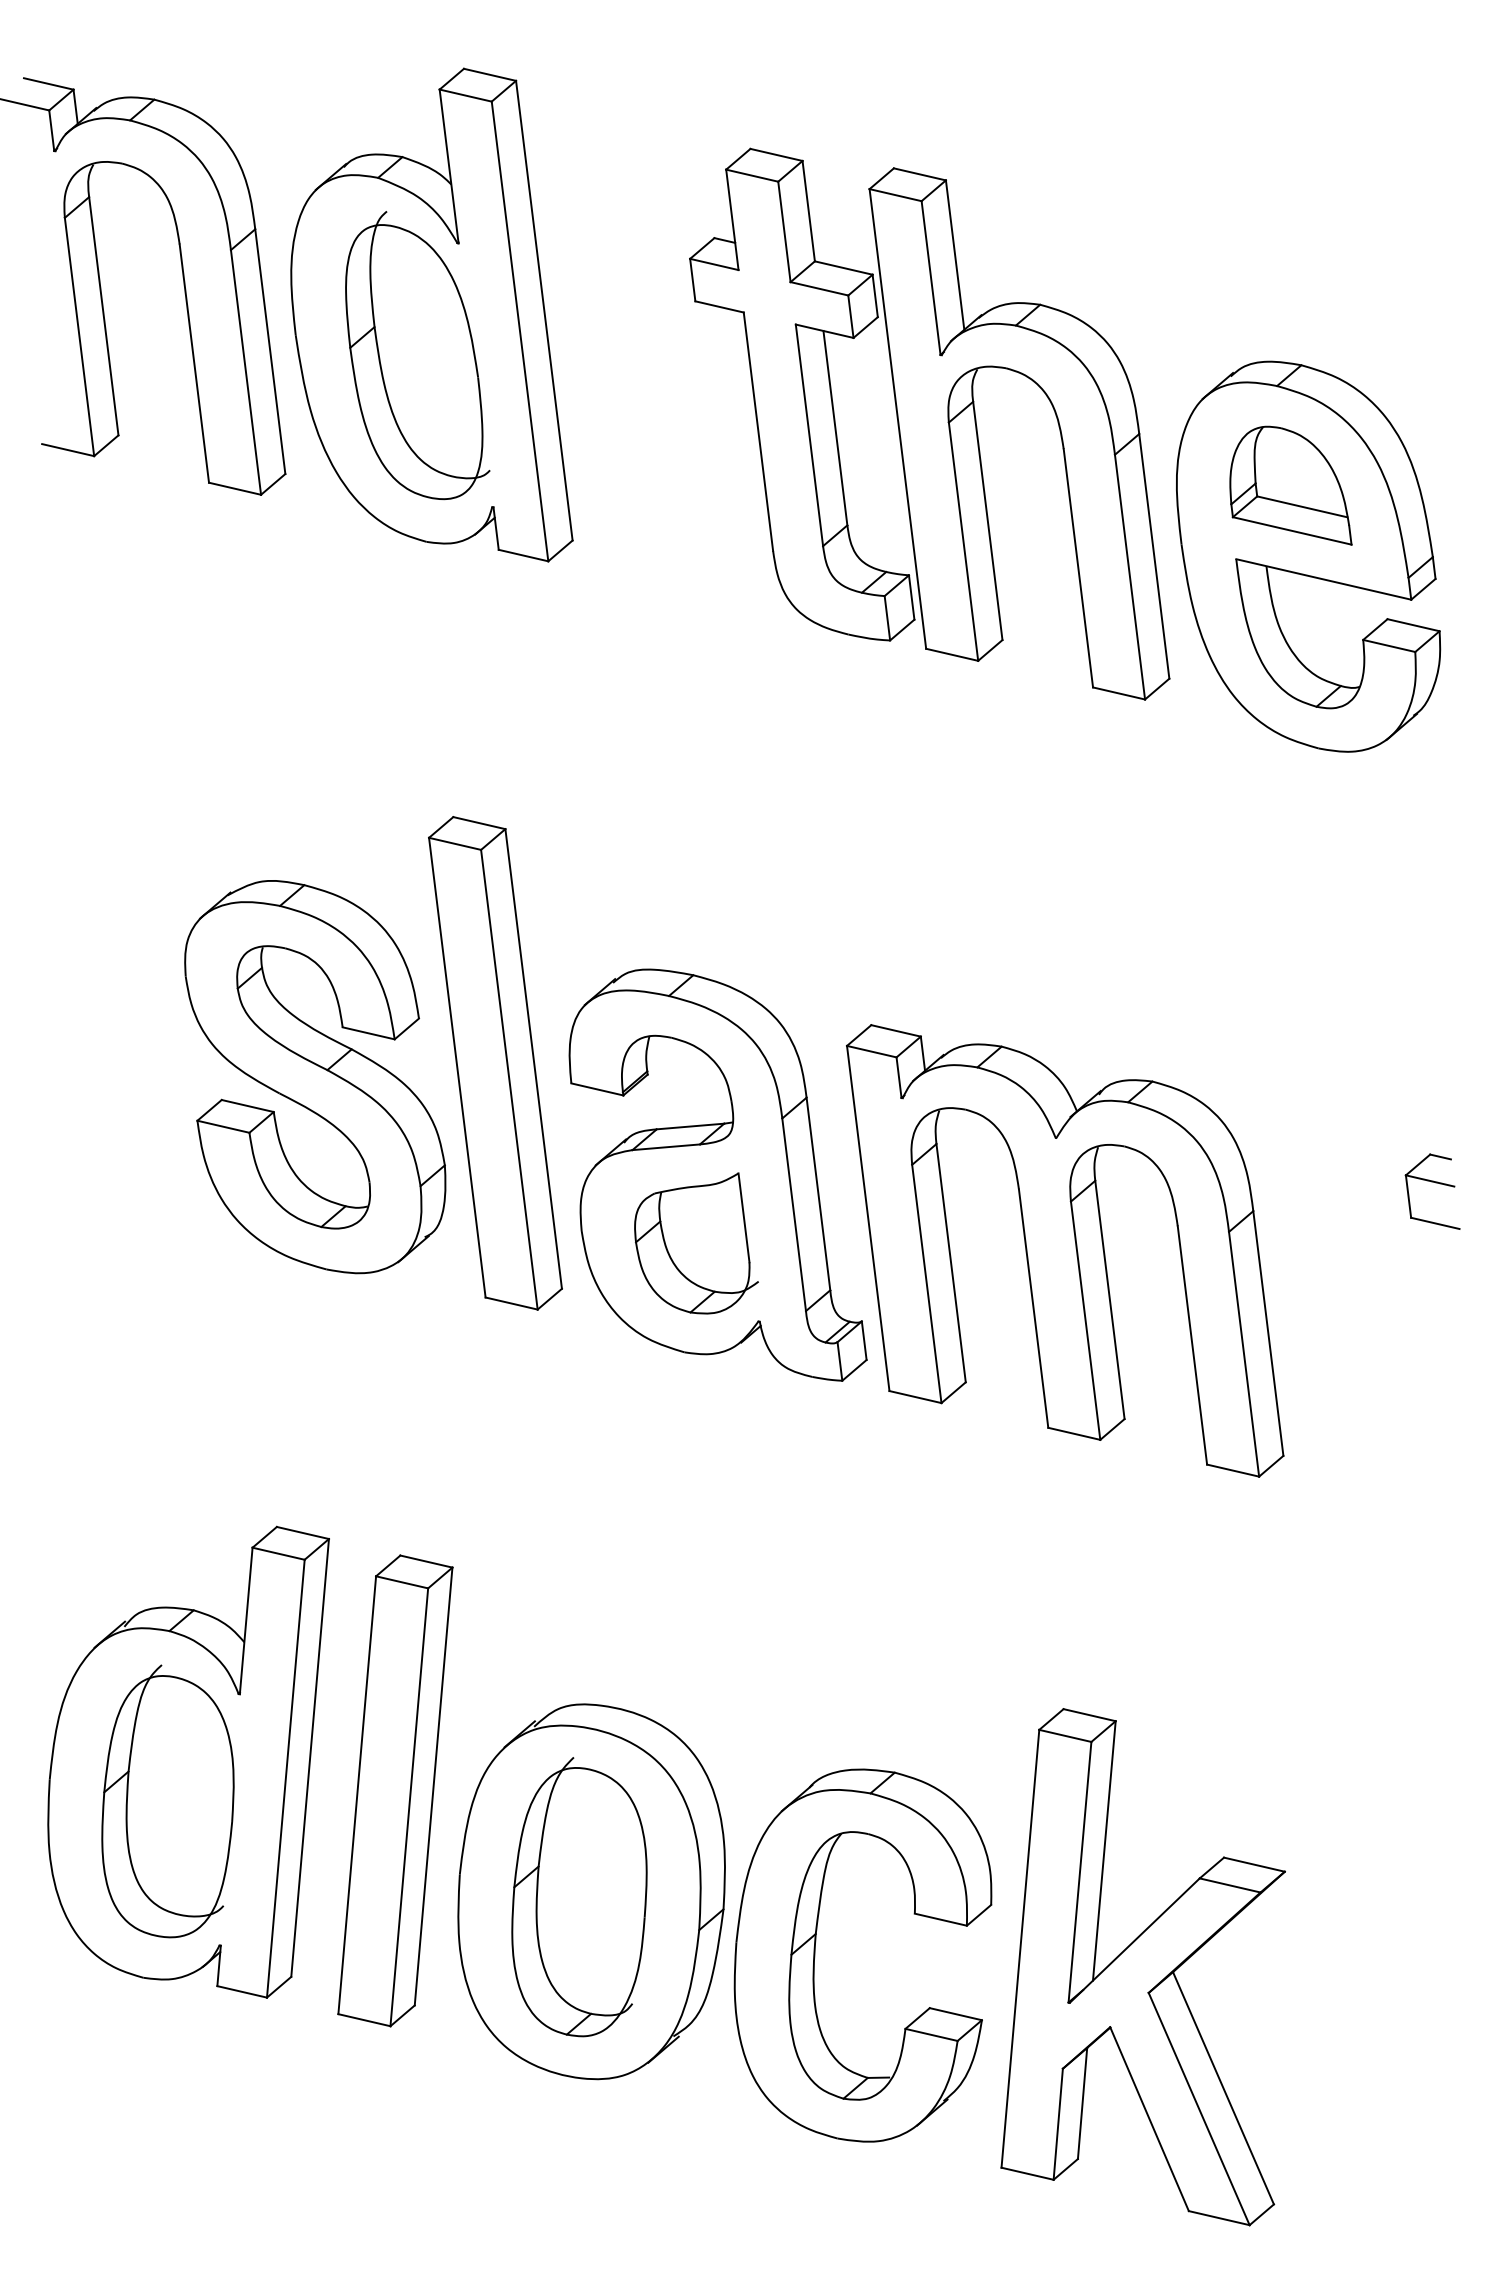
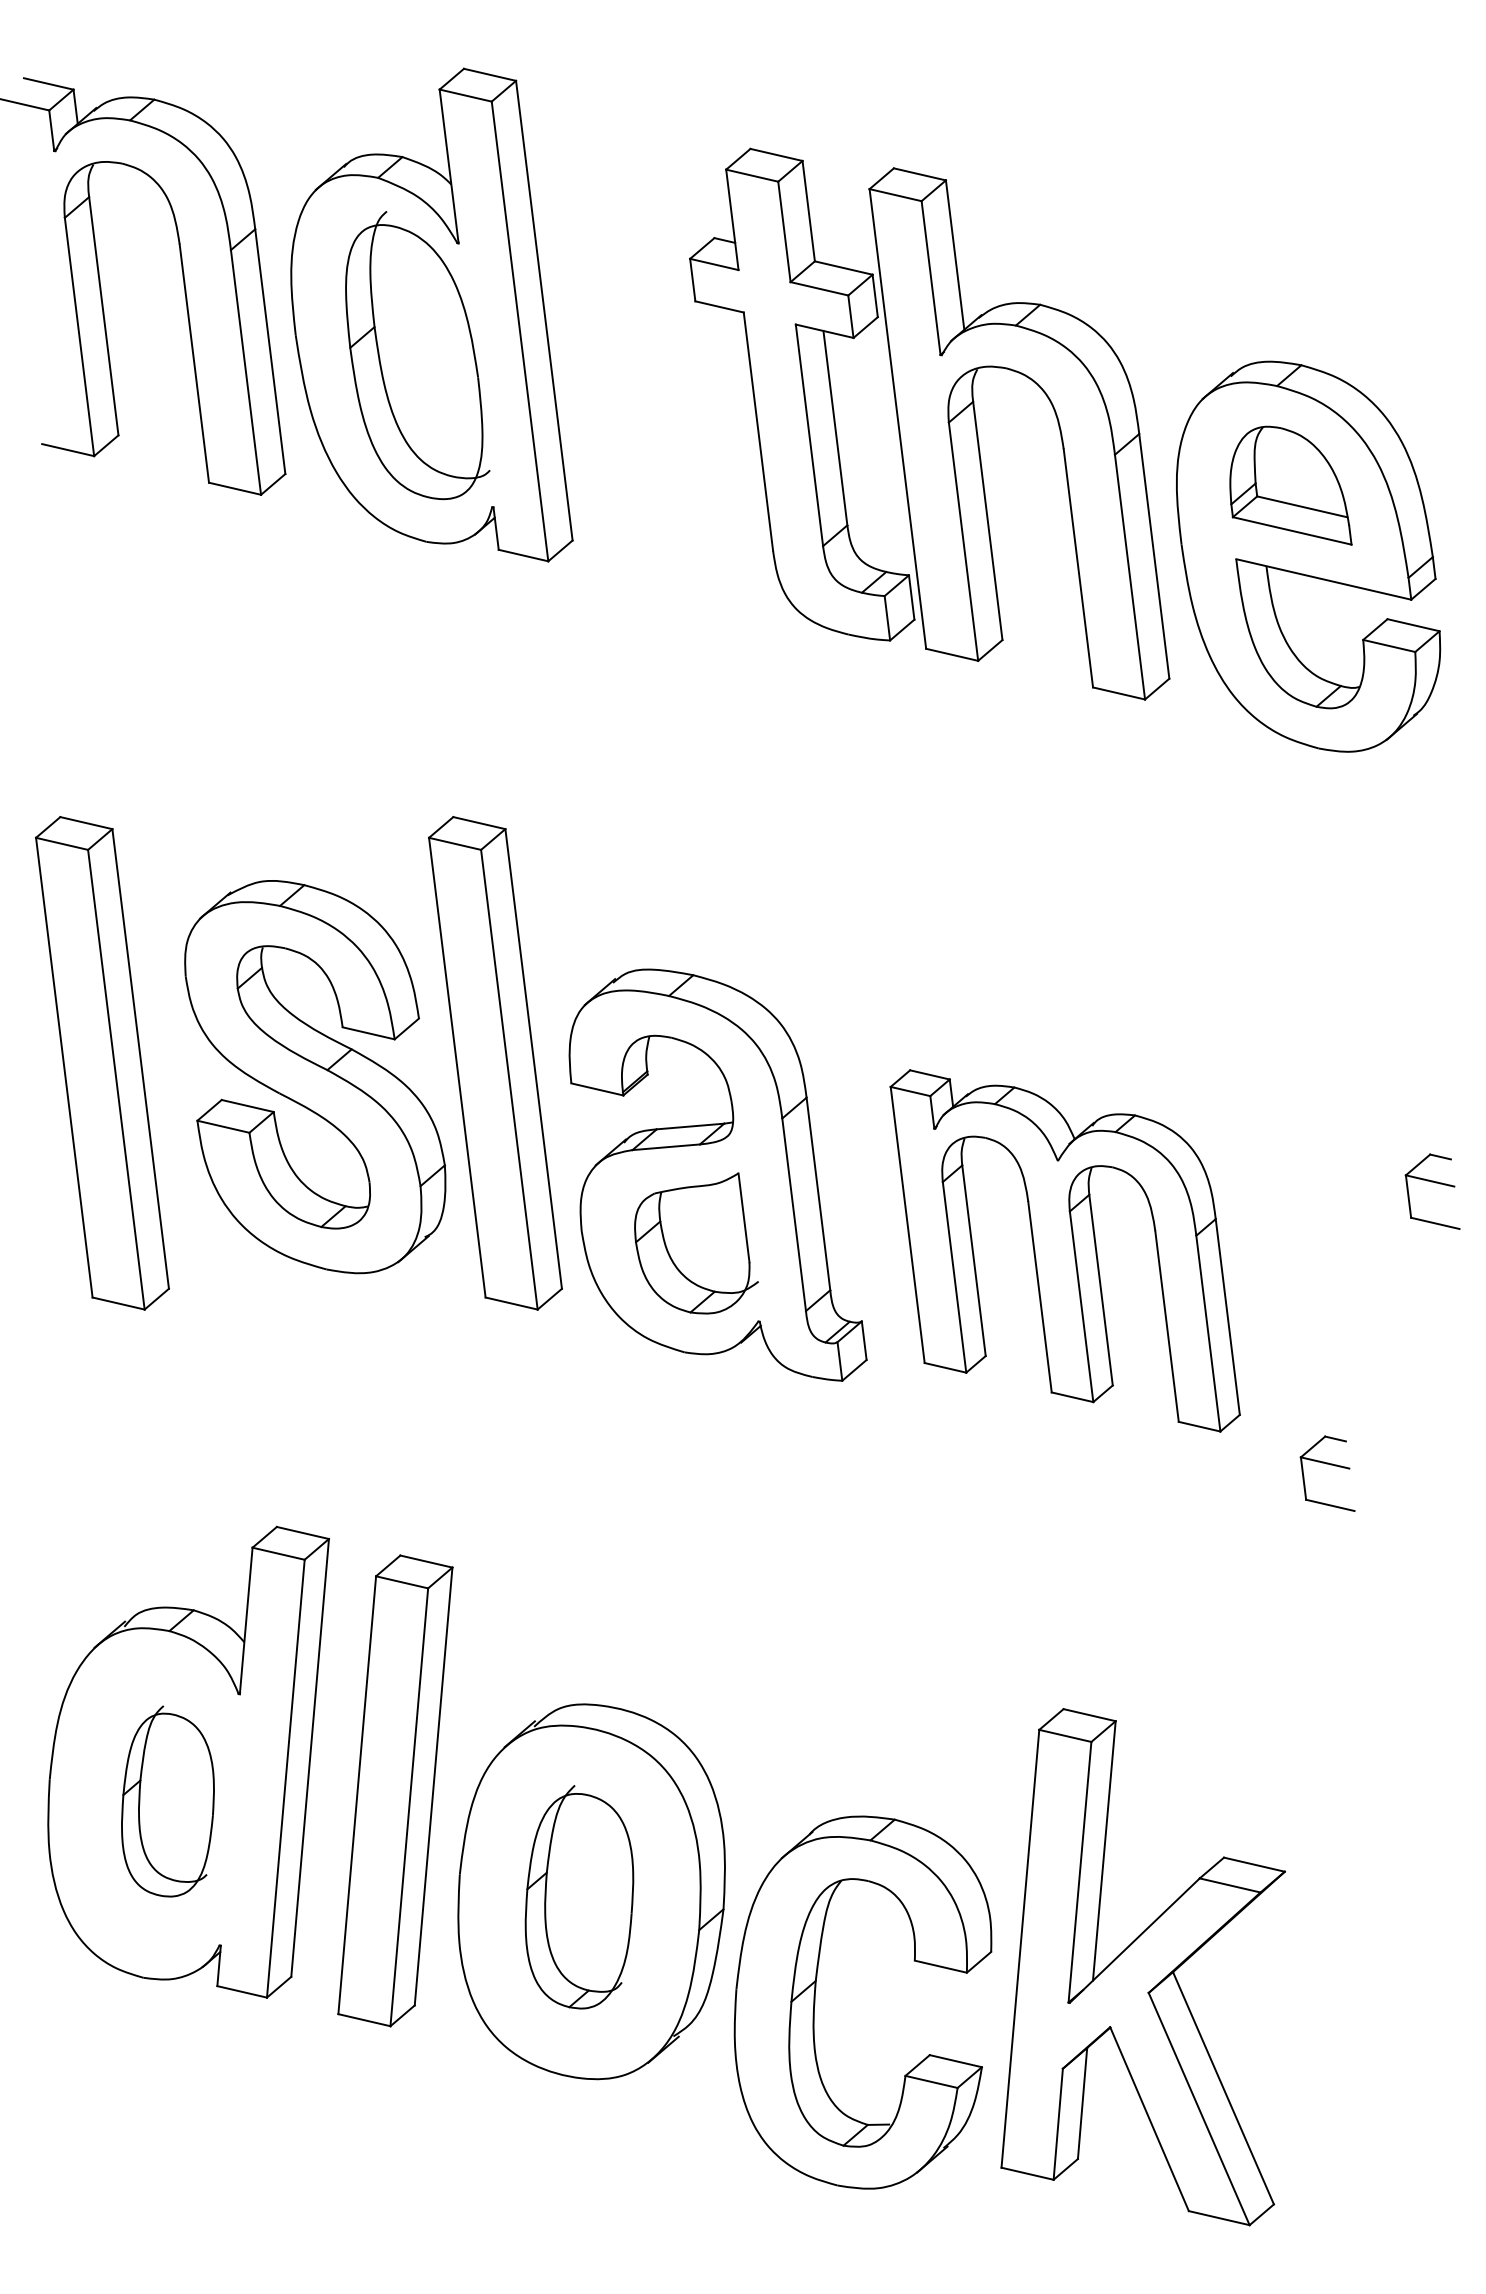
part: none -> present (102, 1063)
part size: 439x454 px -> 352x364 px (1064, 1250)
part: none -> present (1330, 1465)
part size: 134x275 px -> 94x193 px (167, 1801)
part size: 137x281 px -> 111x225 px (579, 1897)
part position: (815, 1955) -> (815, 2002) (815, 2002)
